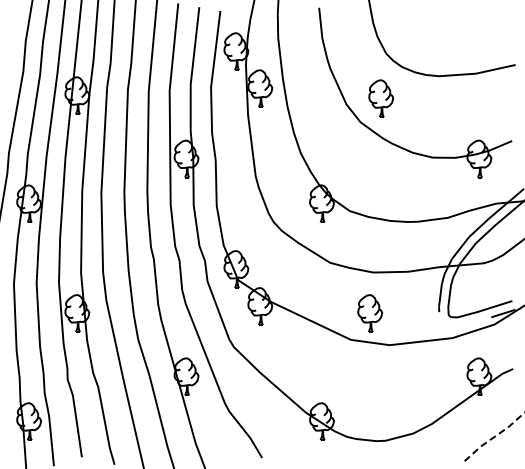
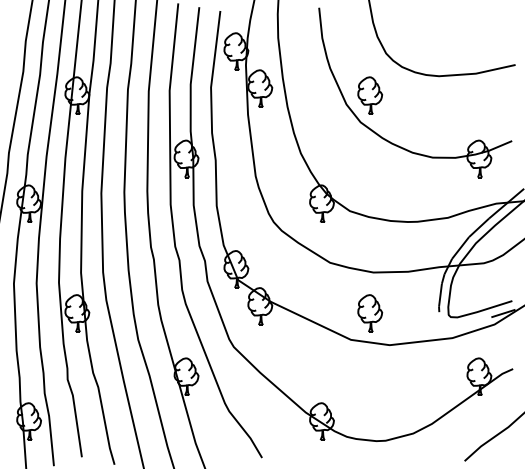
part position: (380, 98) -> (369, 95) (369, 95)
line: dashed -> solid (494, 436)
